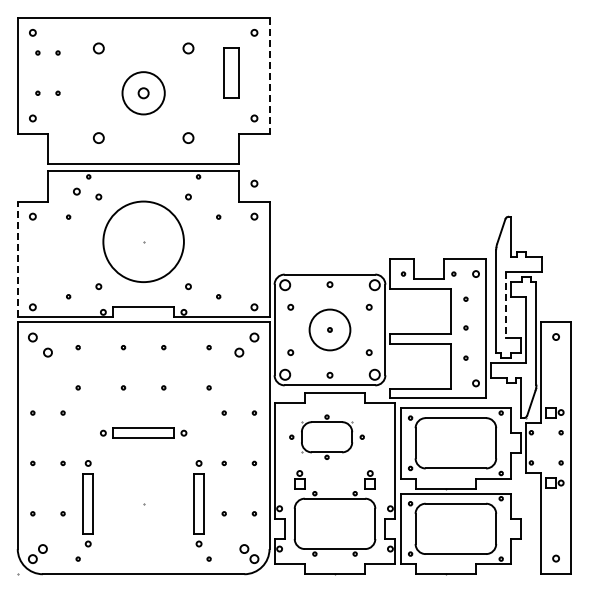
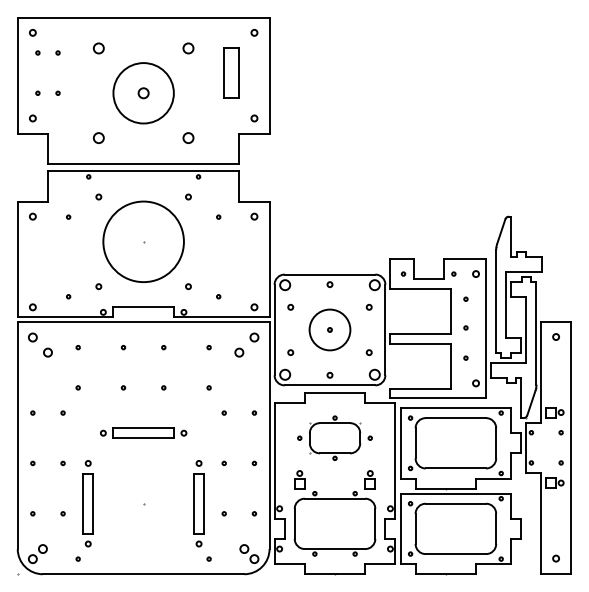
line: dashed -> solid (269, 75)
circle diameter: 42 px -> 60 px (143, 93)
circle: present -> none (254, 183)
circle: present -> none (76, 191)
line: dashed -> solid (17, 259)
line: dashed -> solid (506, 304)
part position: (326, 436) -> (334, 437) (334, 437)
